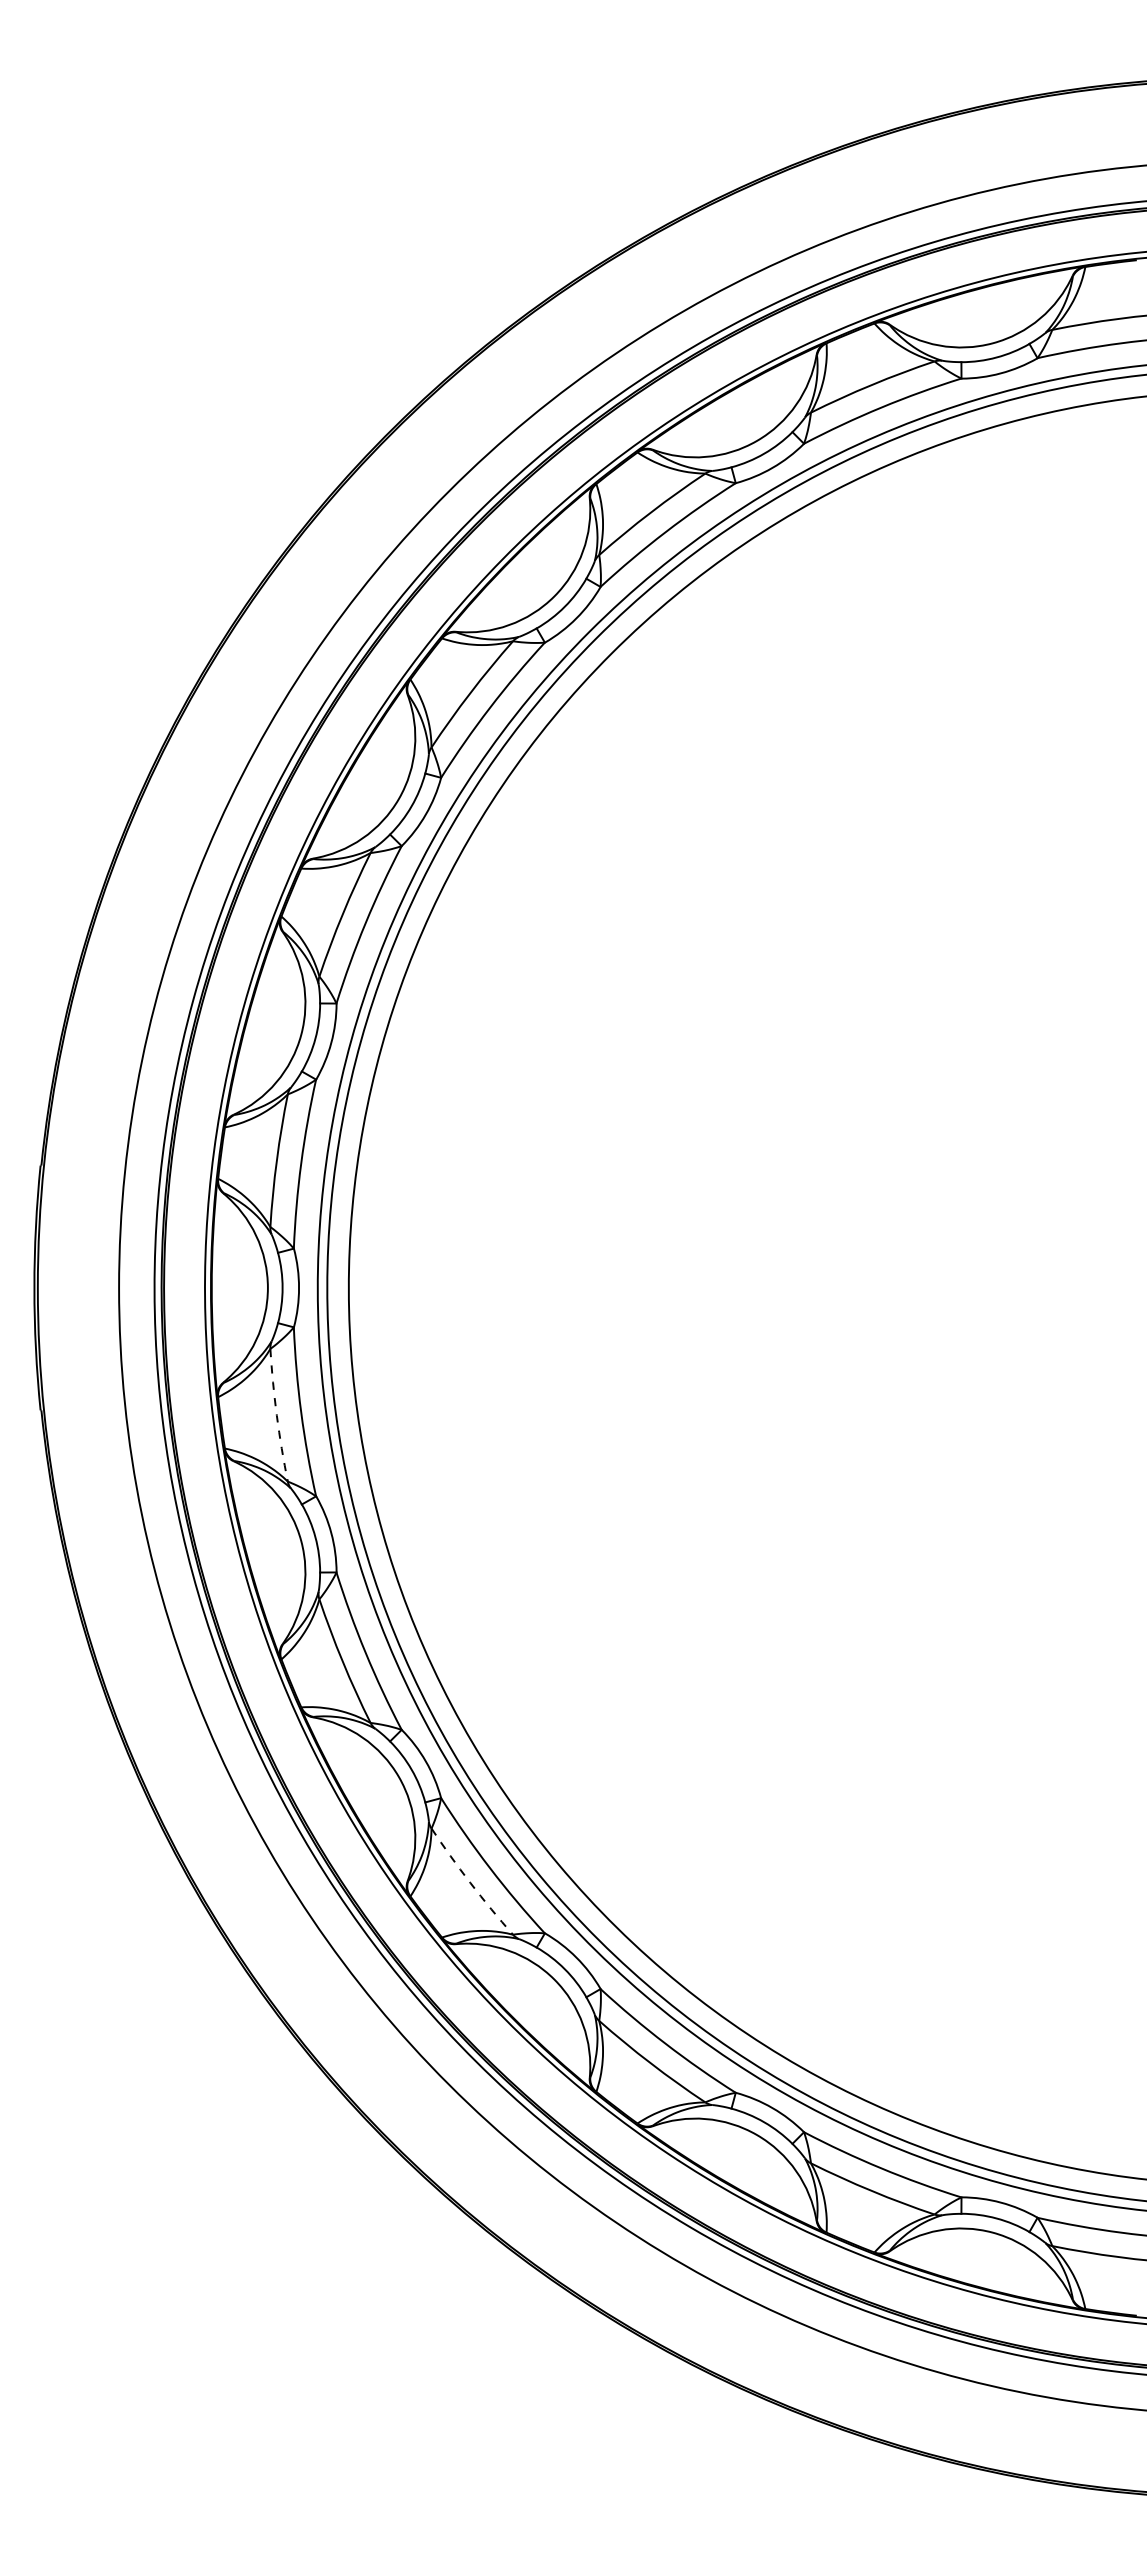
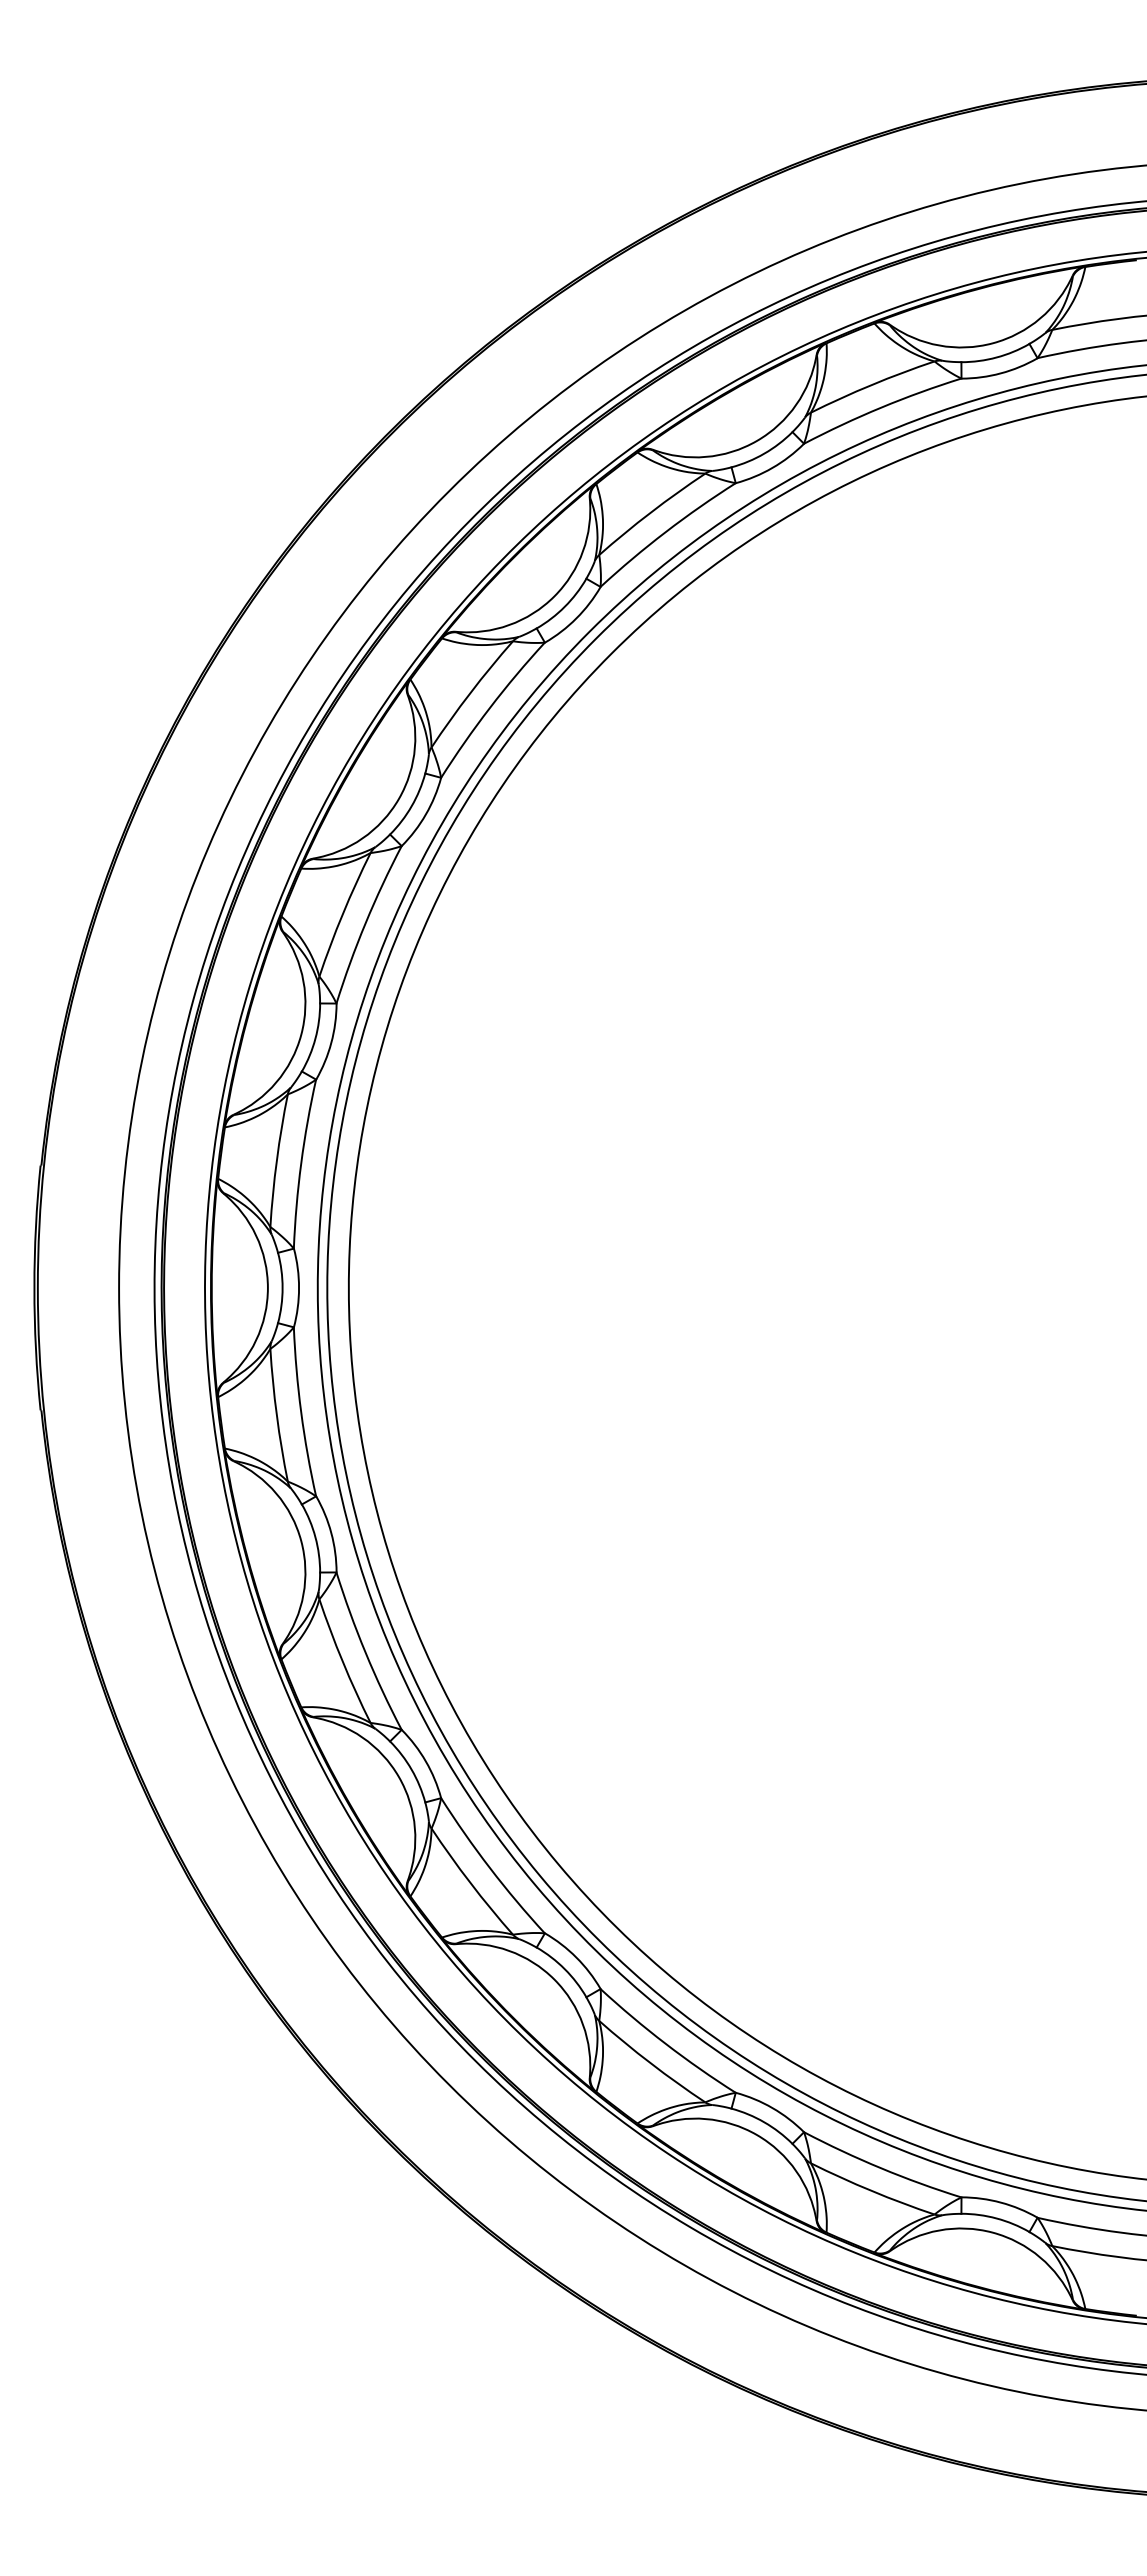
arc: dashed -> solid (276, 1415)
arc: dashed -> solid (470, 1883)
